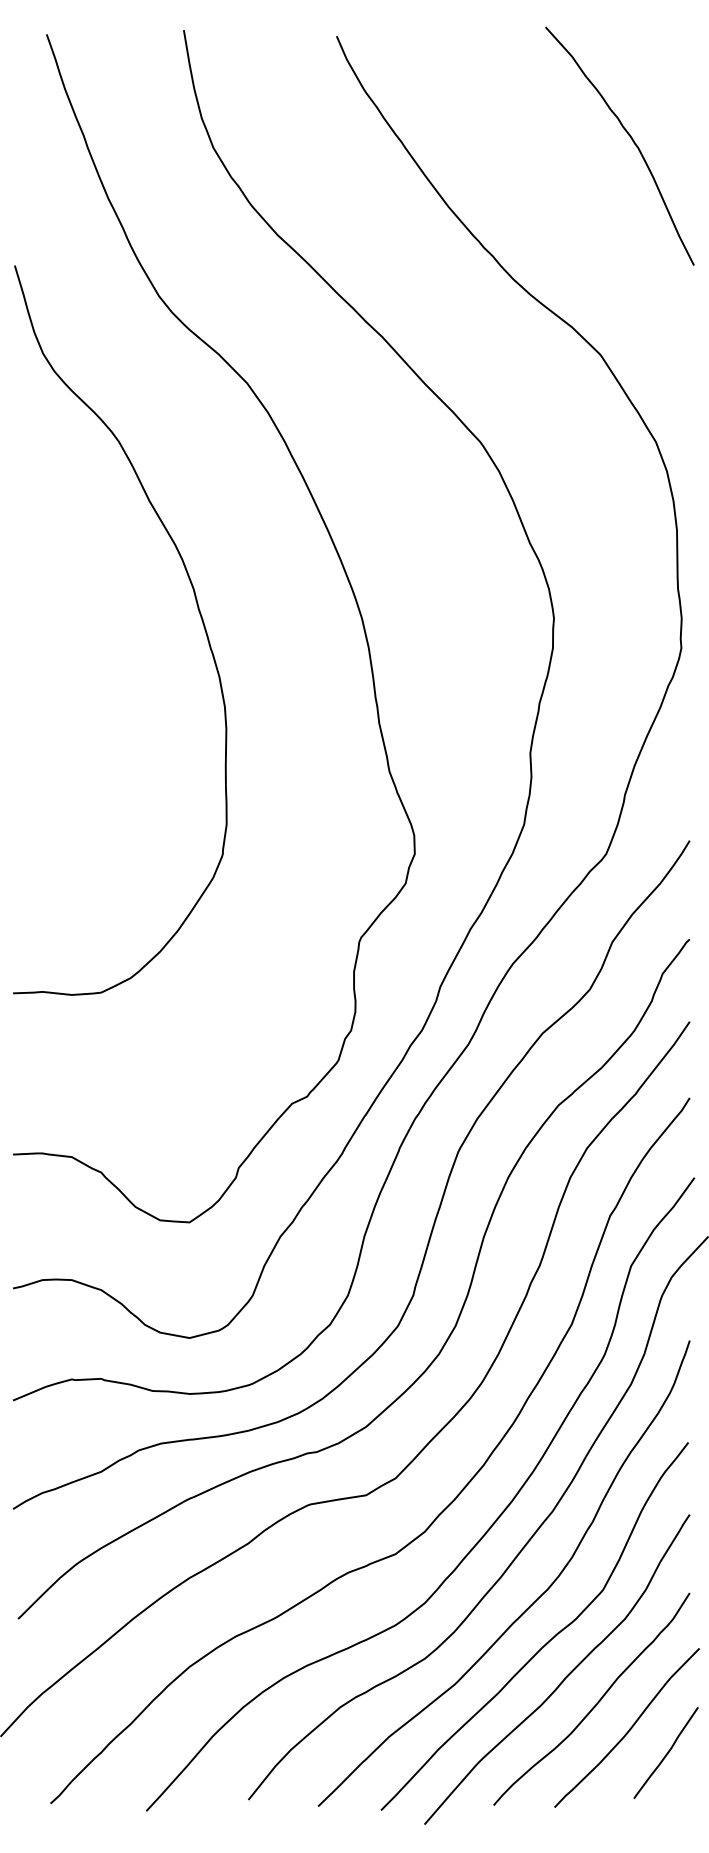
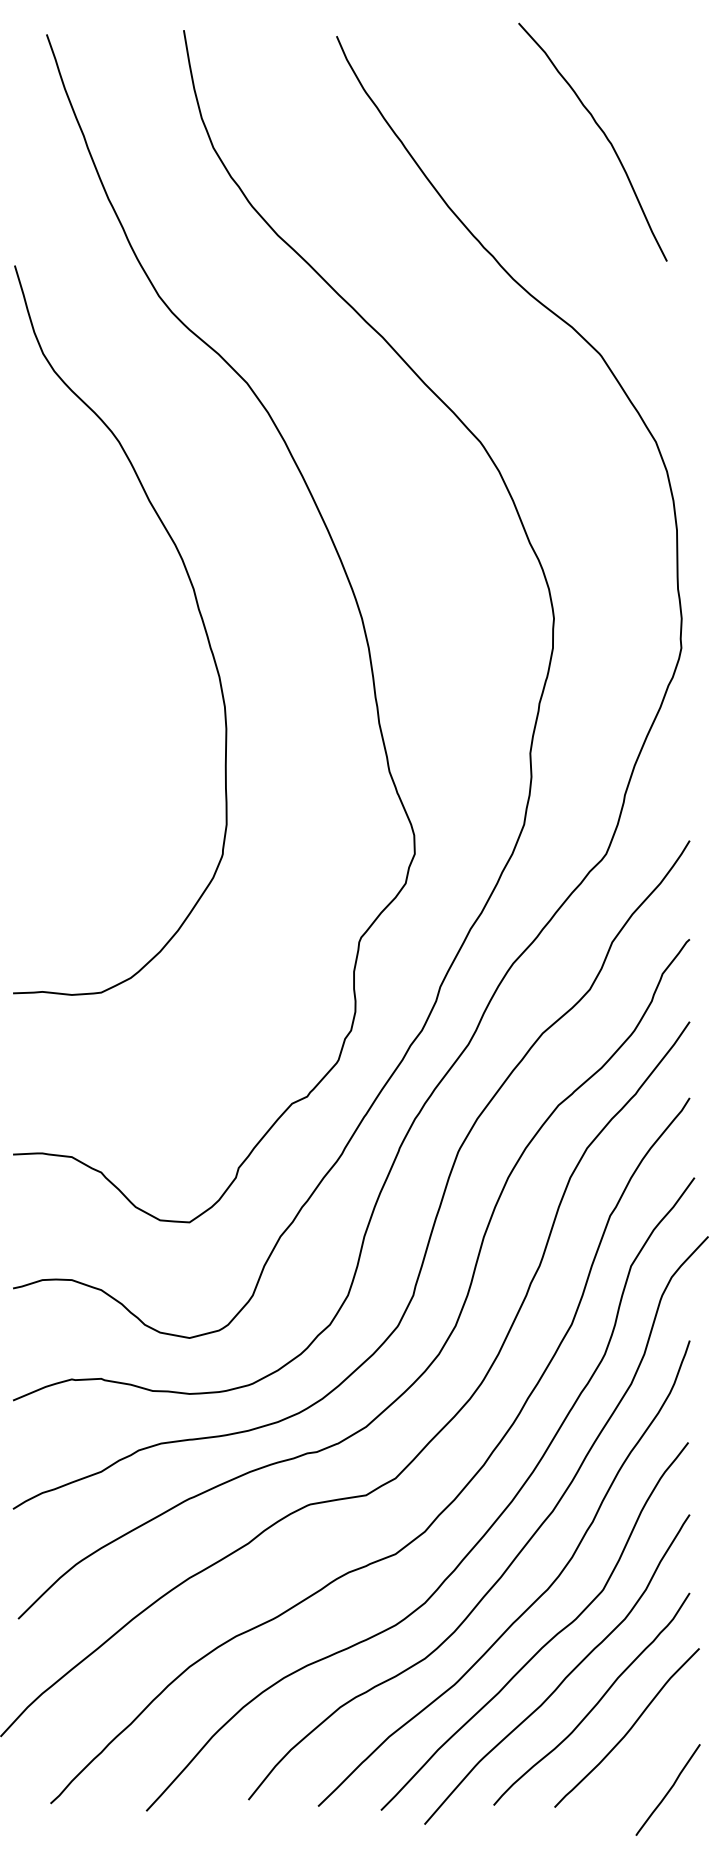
curve position: (630, 138) -> (603, 134) (603, 134)
curve position: (666, 1753) -> (668, 1790) (668, 1790)
